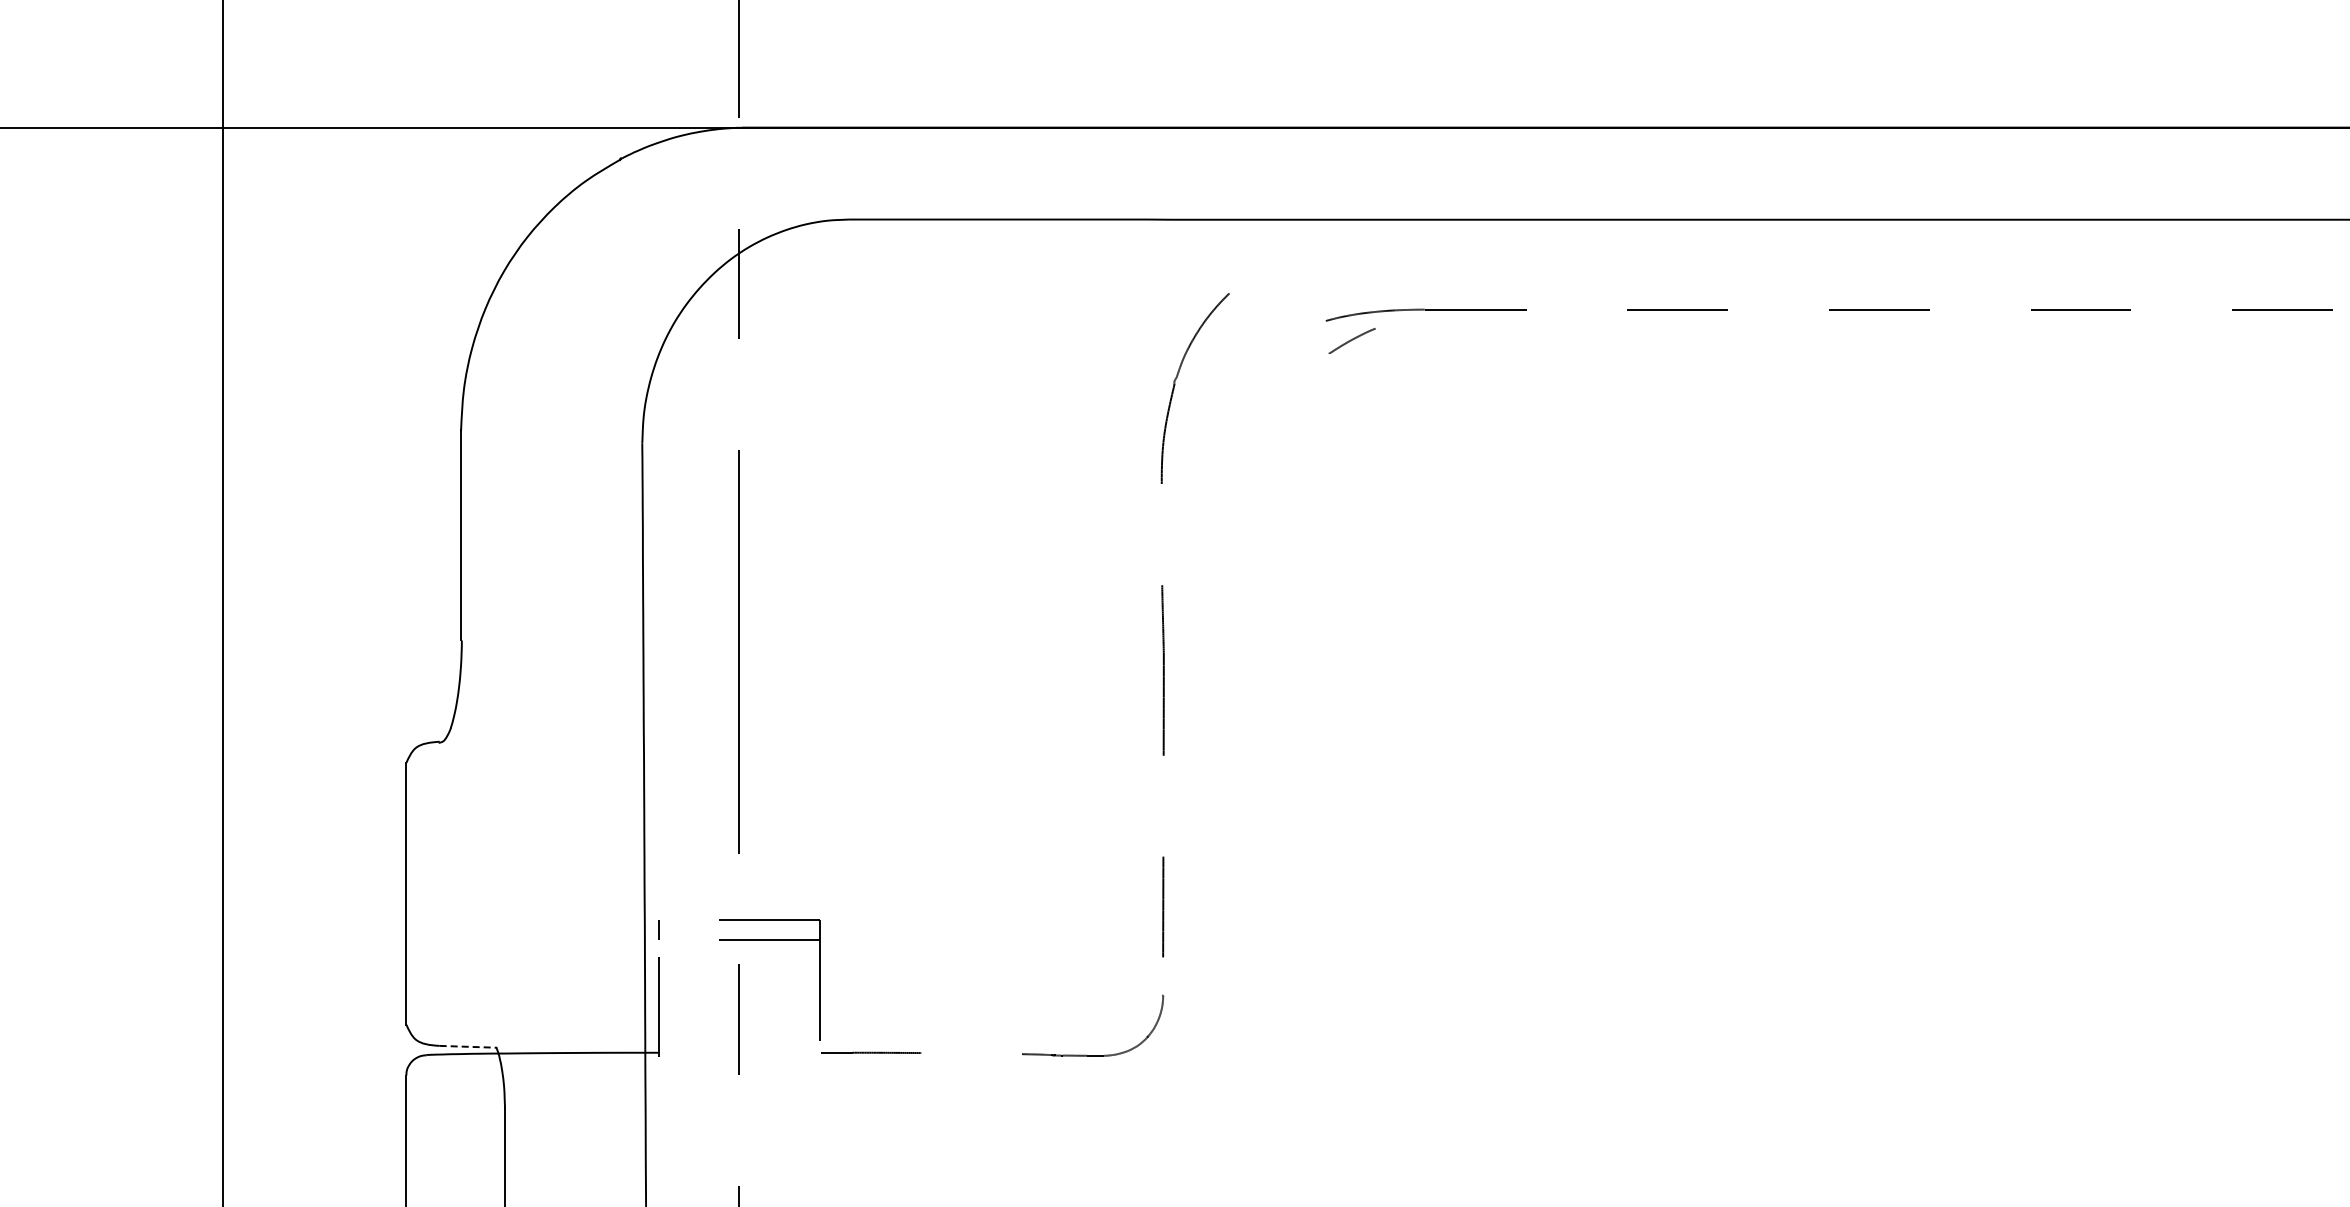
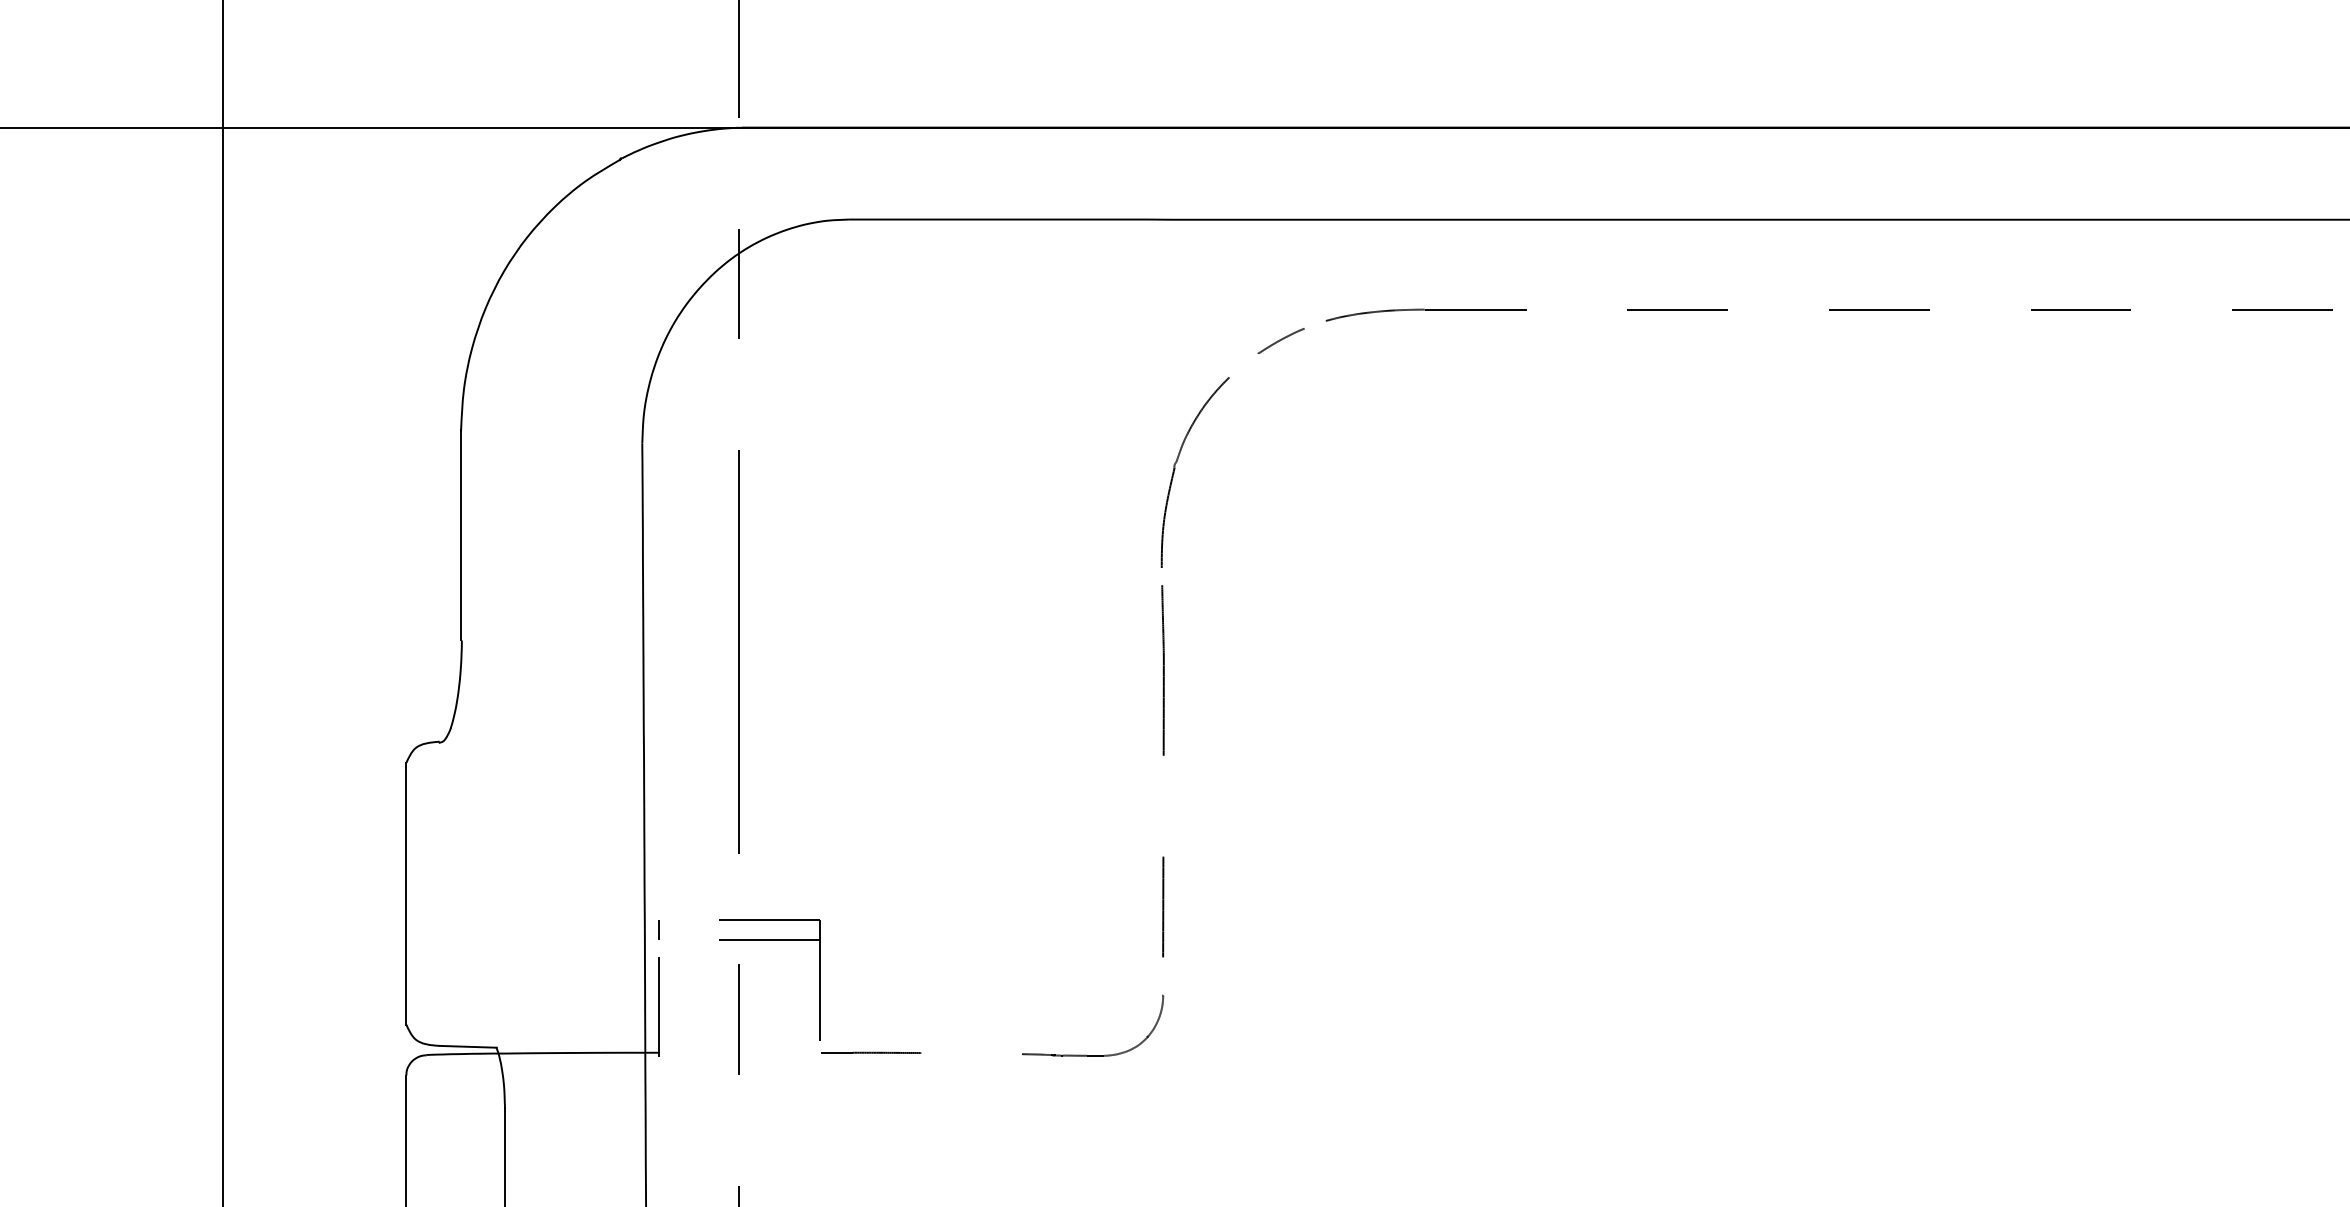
part position: (1351, 340) -> (1280, 340) (1280, 340)
part position: (1175, 385) -> (1175, 469) (1175, 469)
line: dashed -> solid (468, 1046)
